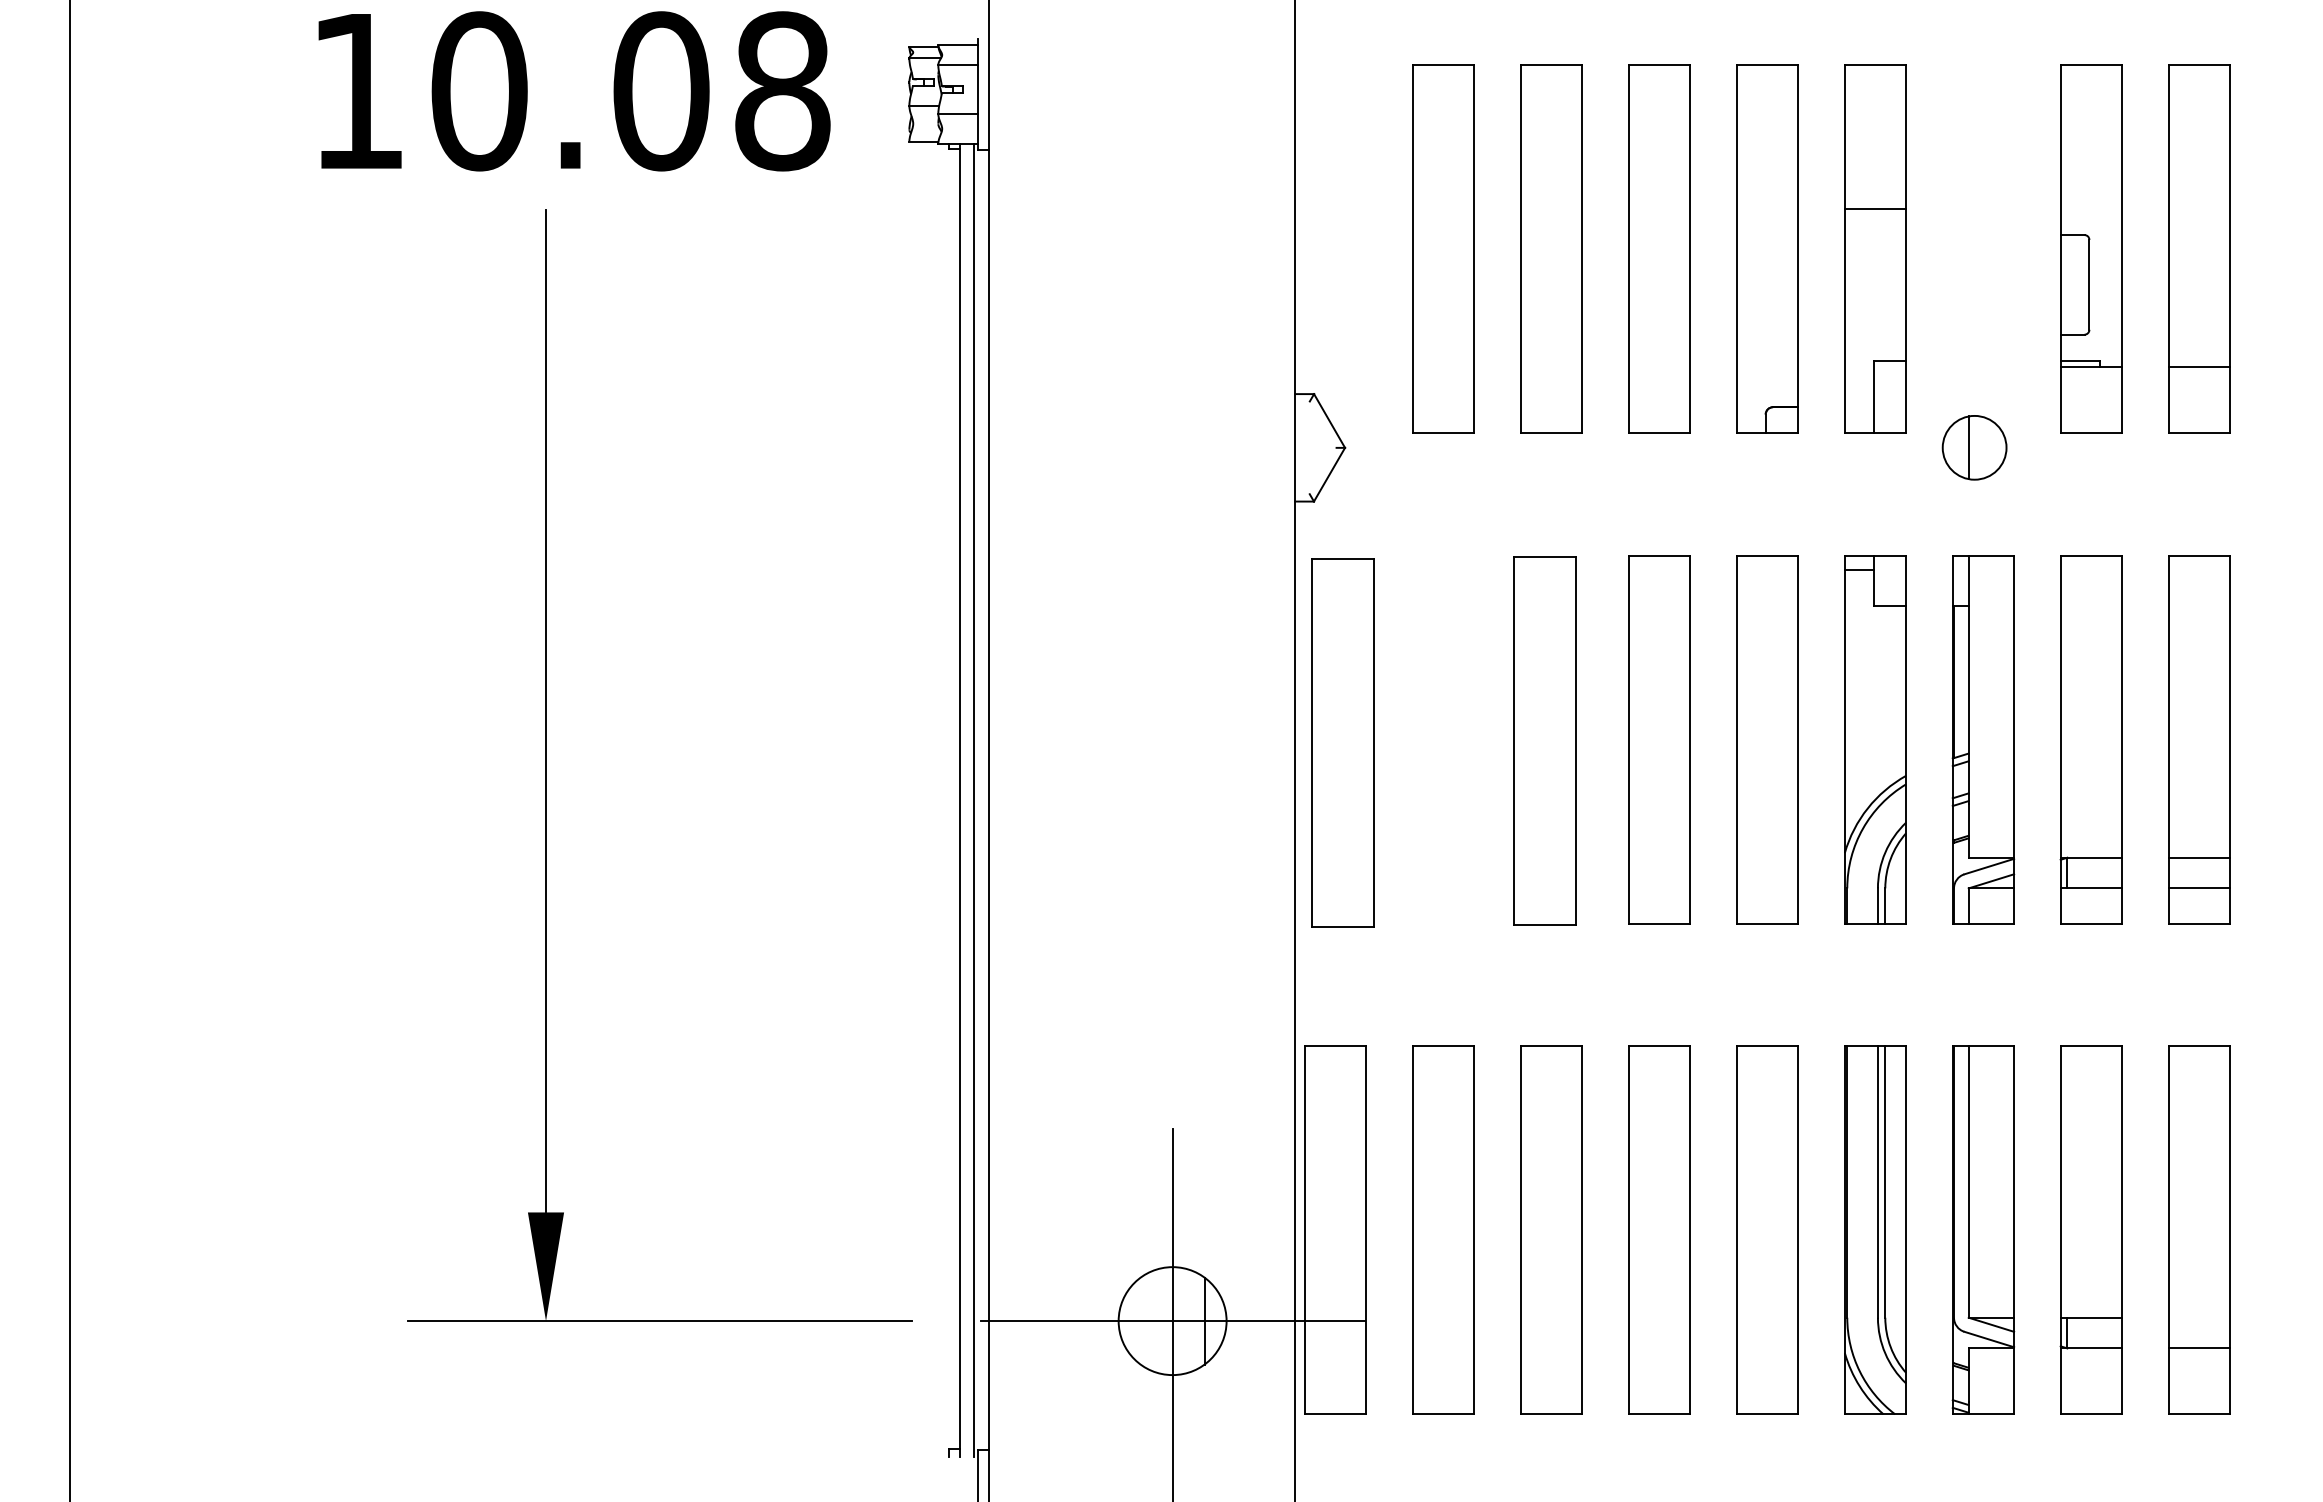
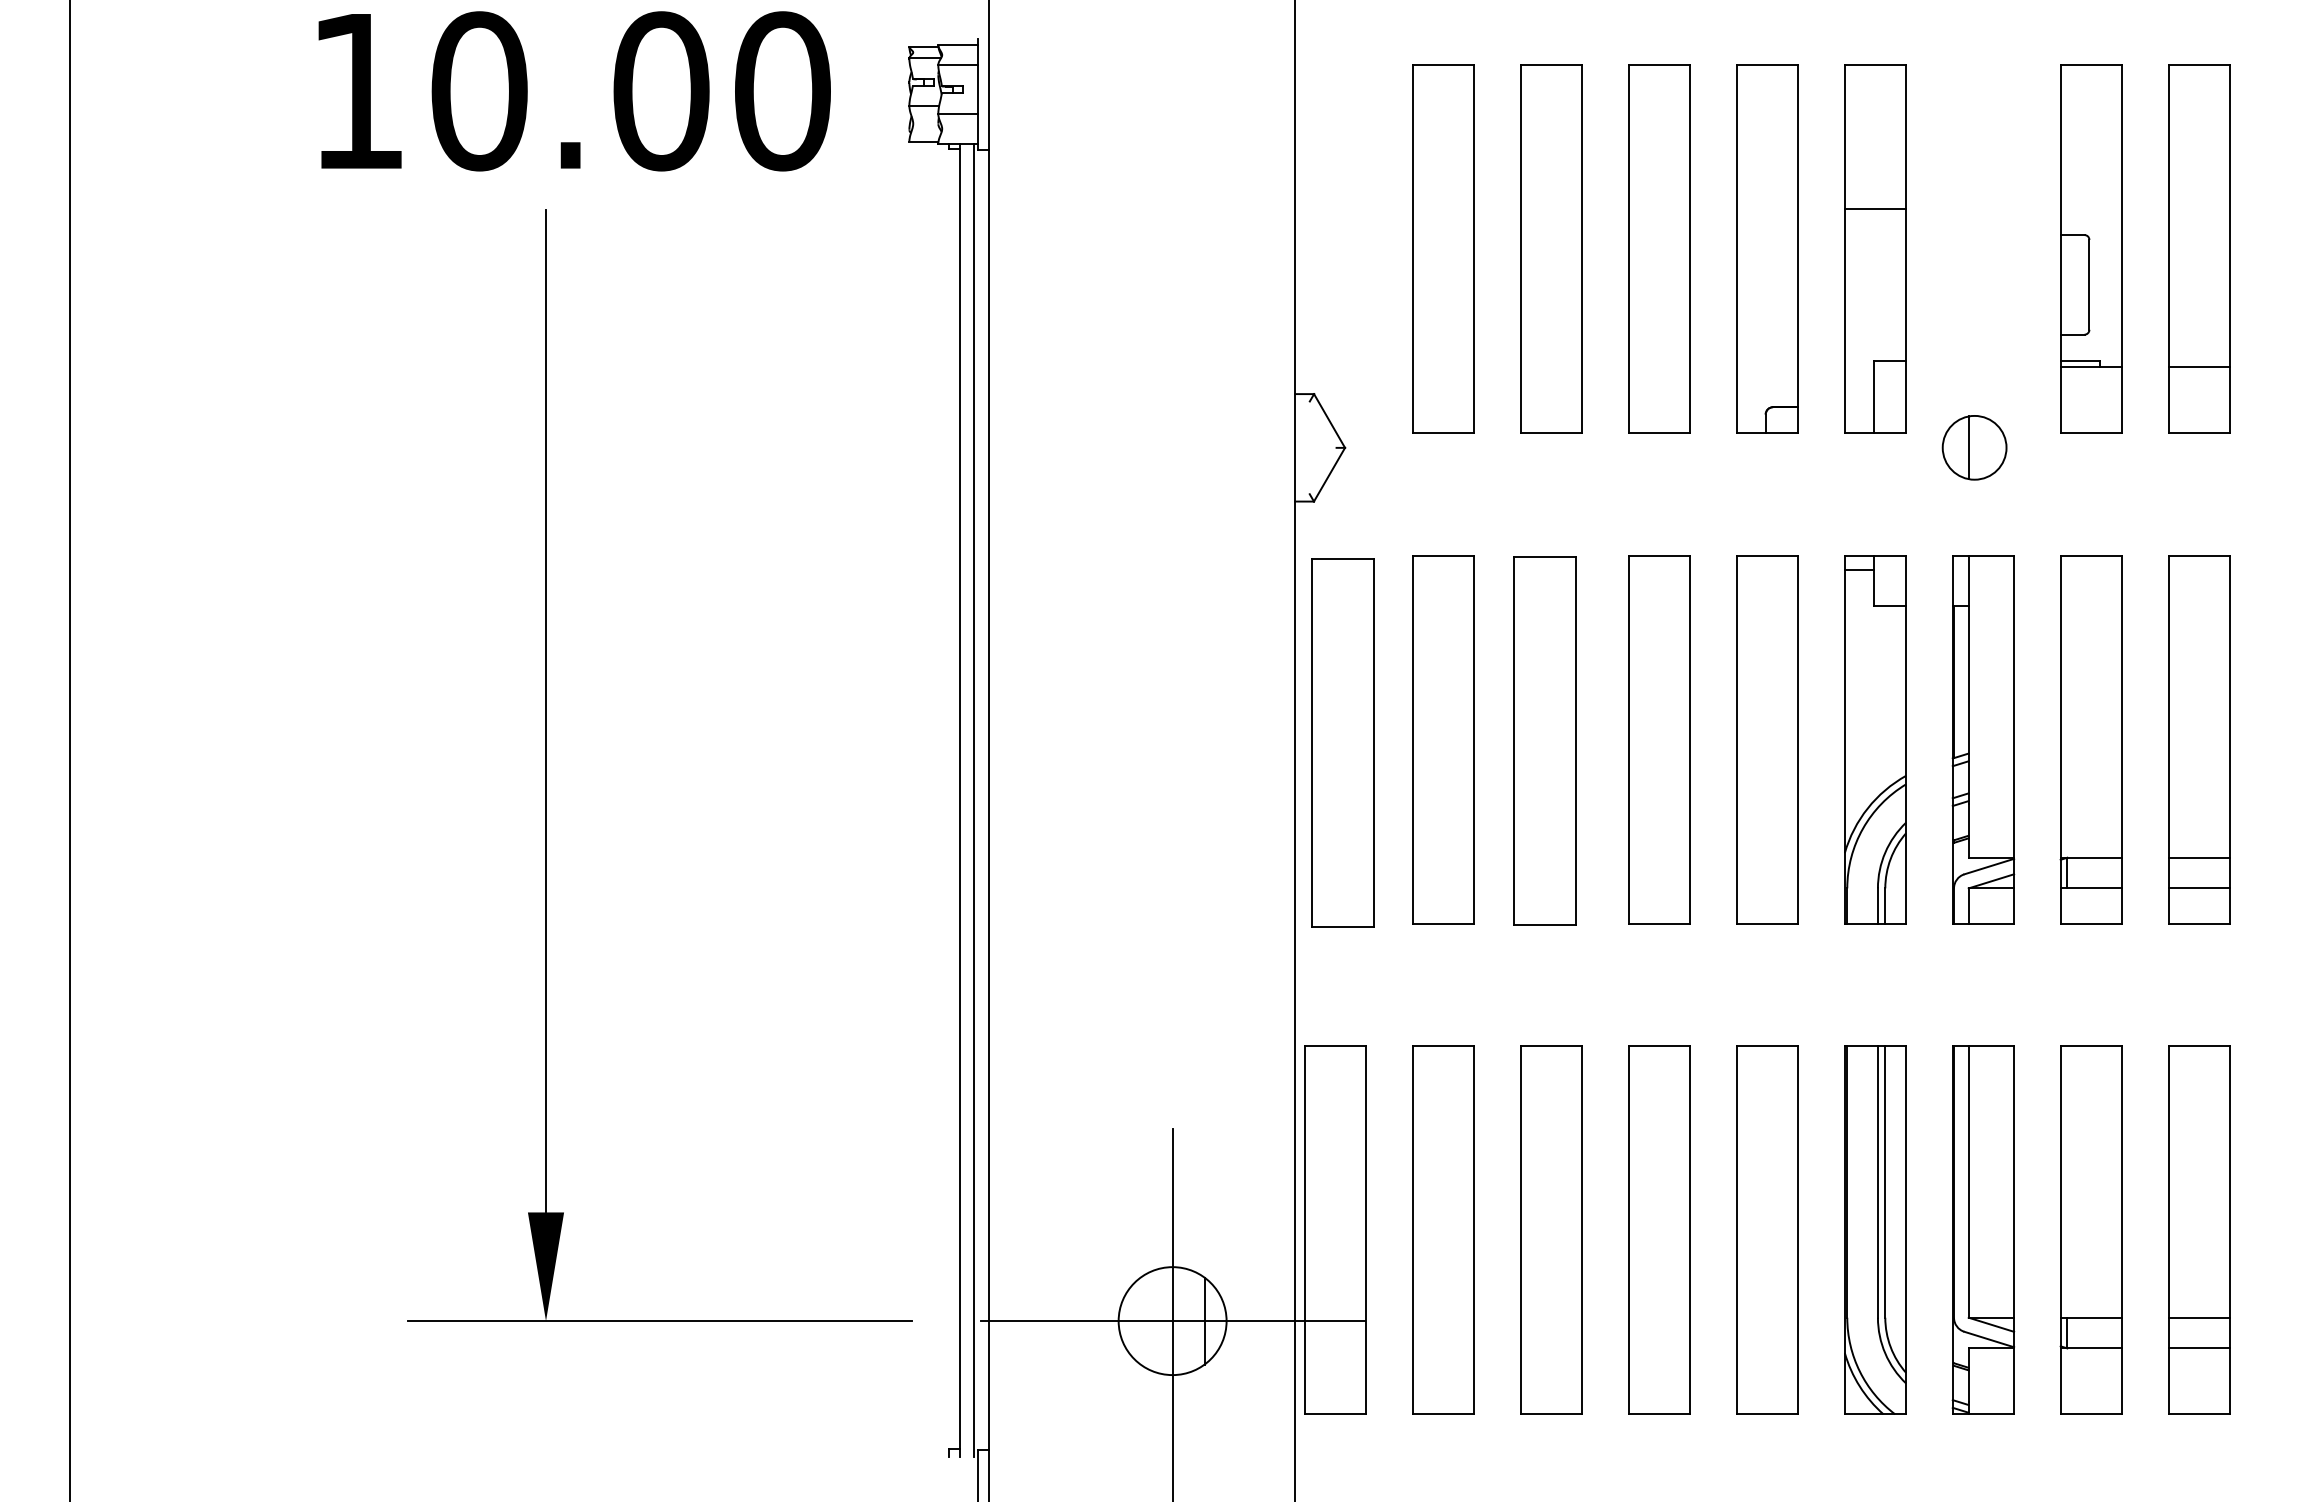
text: 10.08 -> 10.00 (782, 91)
part: none -> present (1443, 739)
line: none -> present (2199, 1317)
